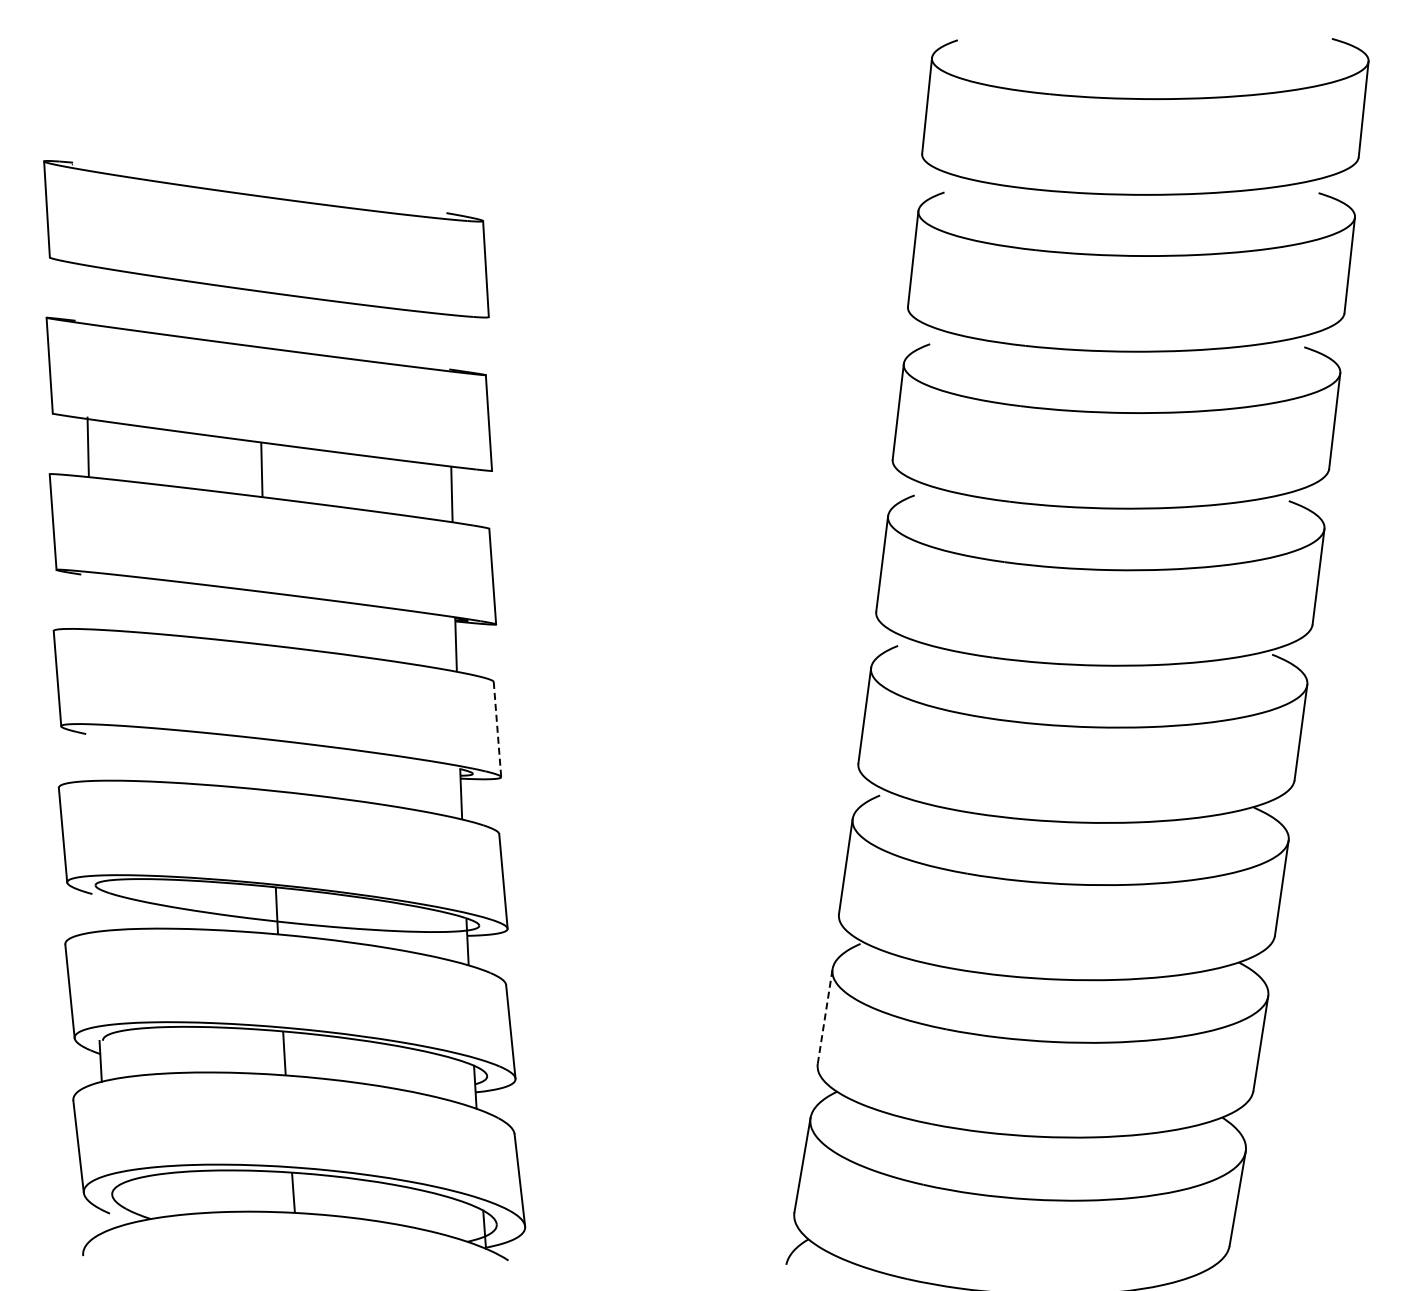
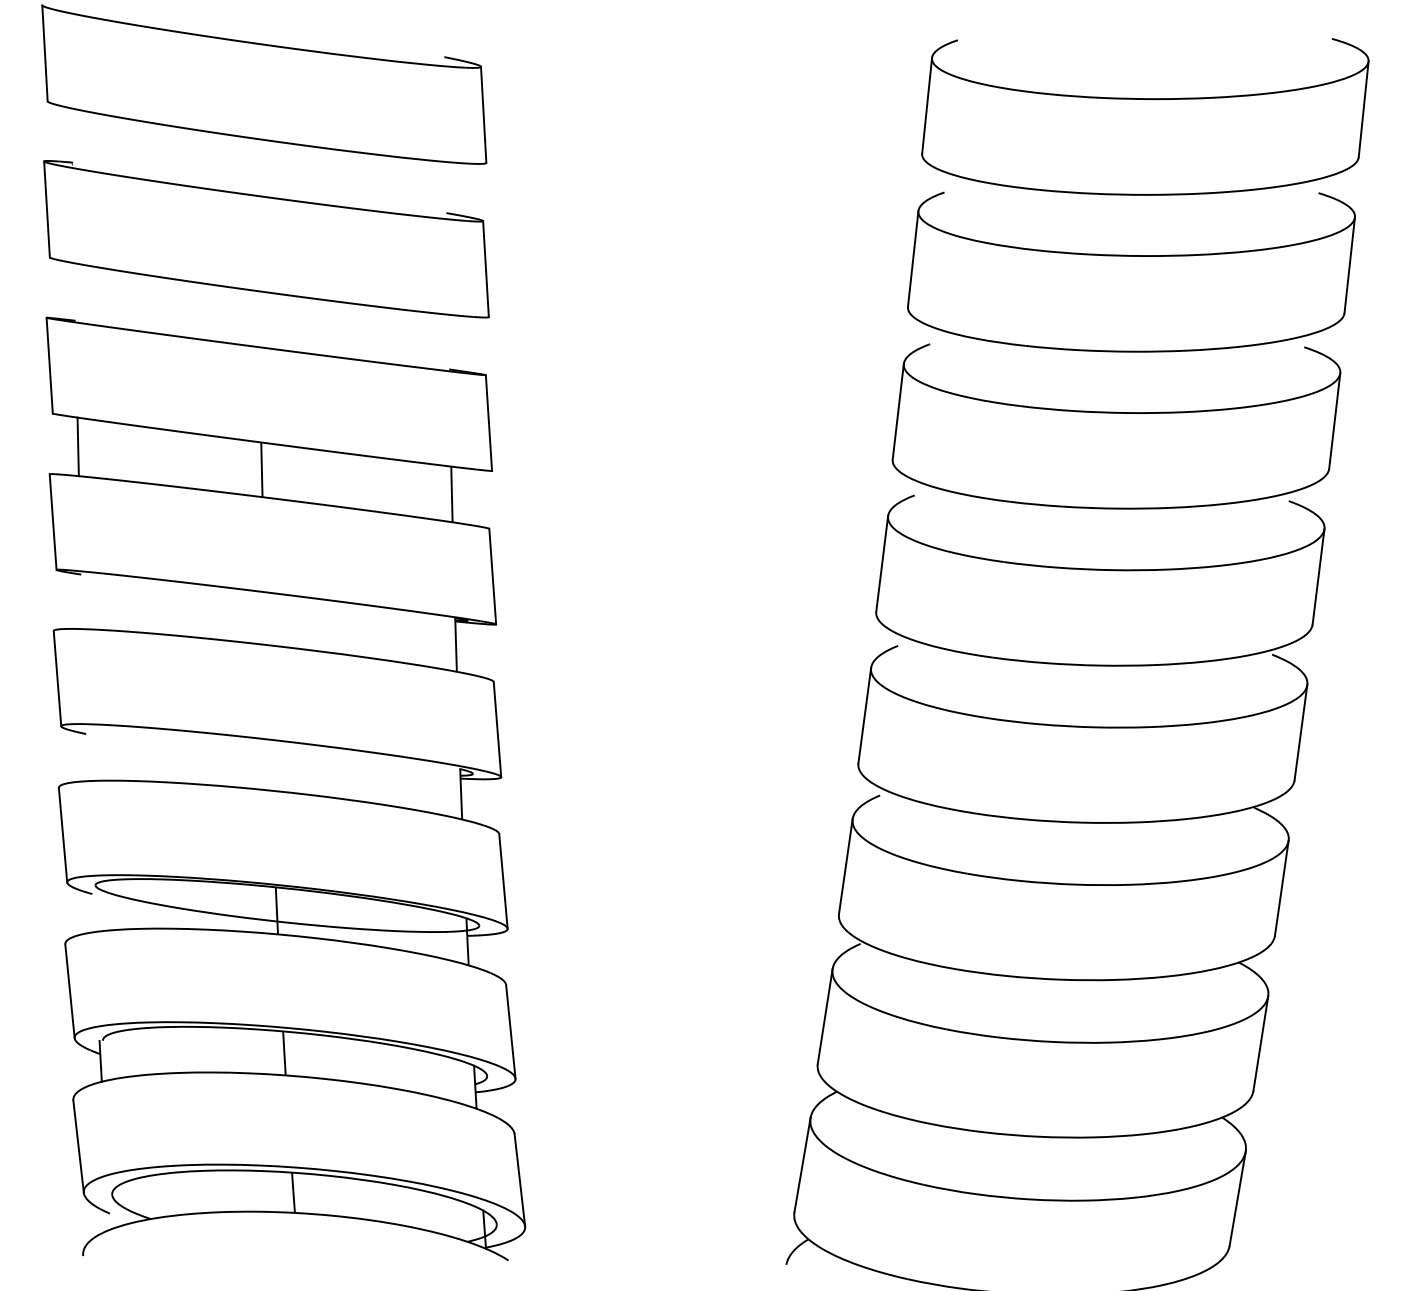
part: none -> present (264, 84)
line position: (87, 446) -> (77, 446) (77, 446)
line: dashed -> solid (497, 729)
line: dashed -> solid (825, 1016)
